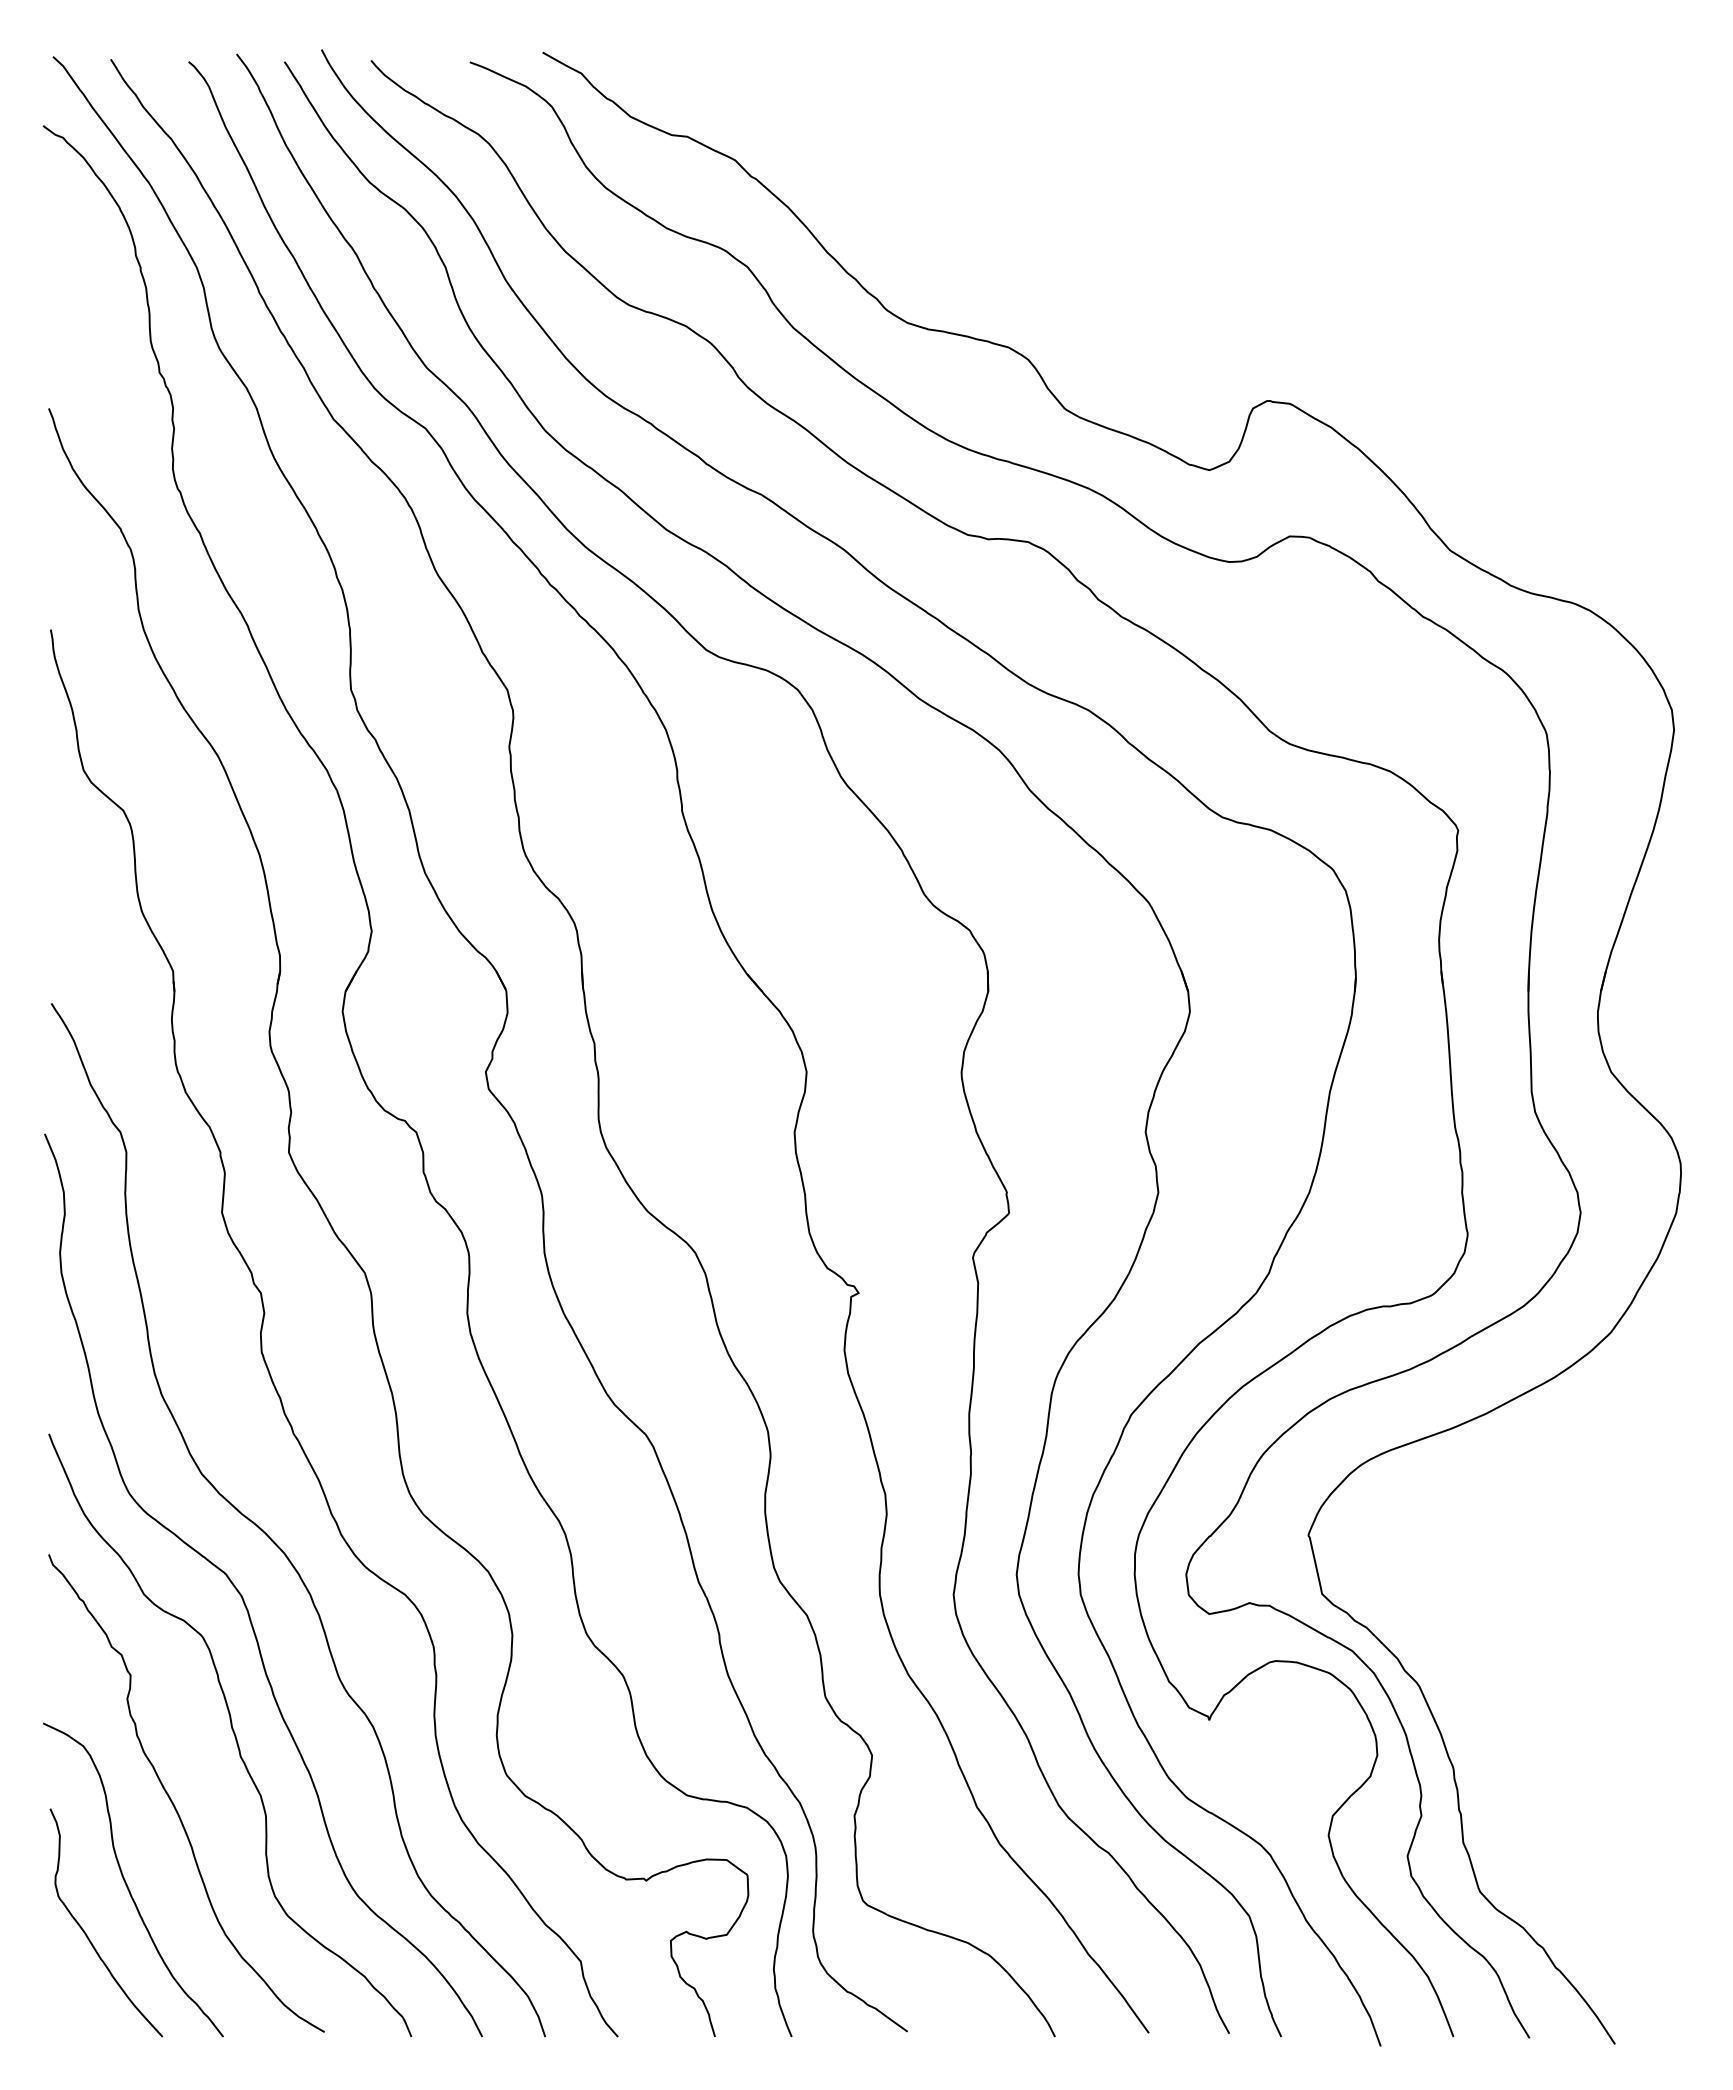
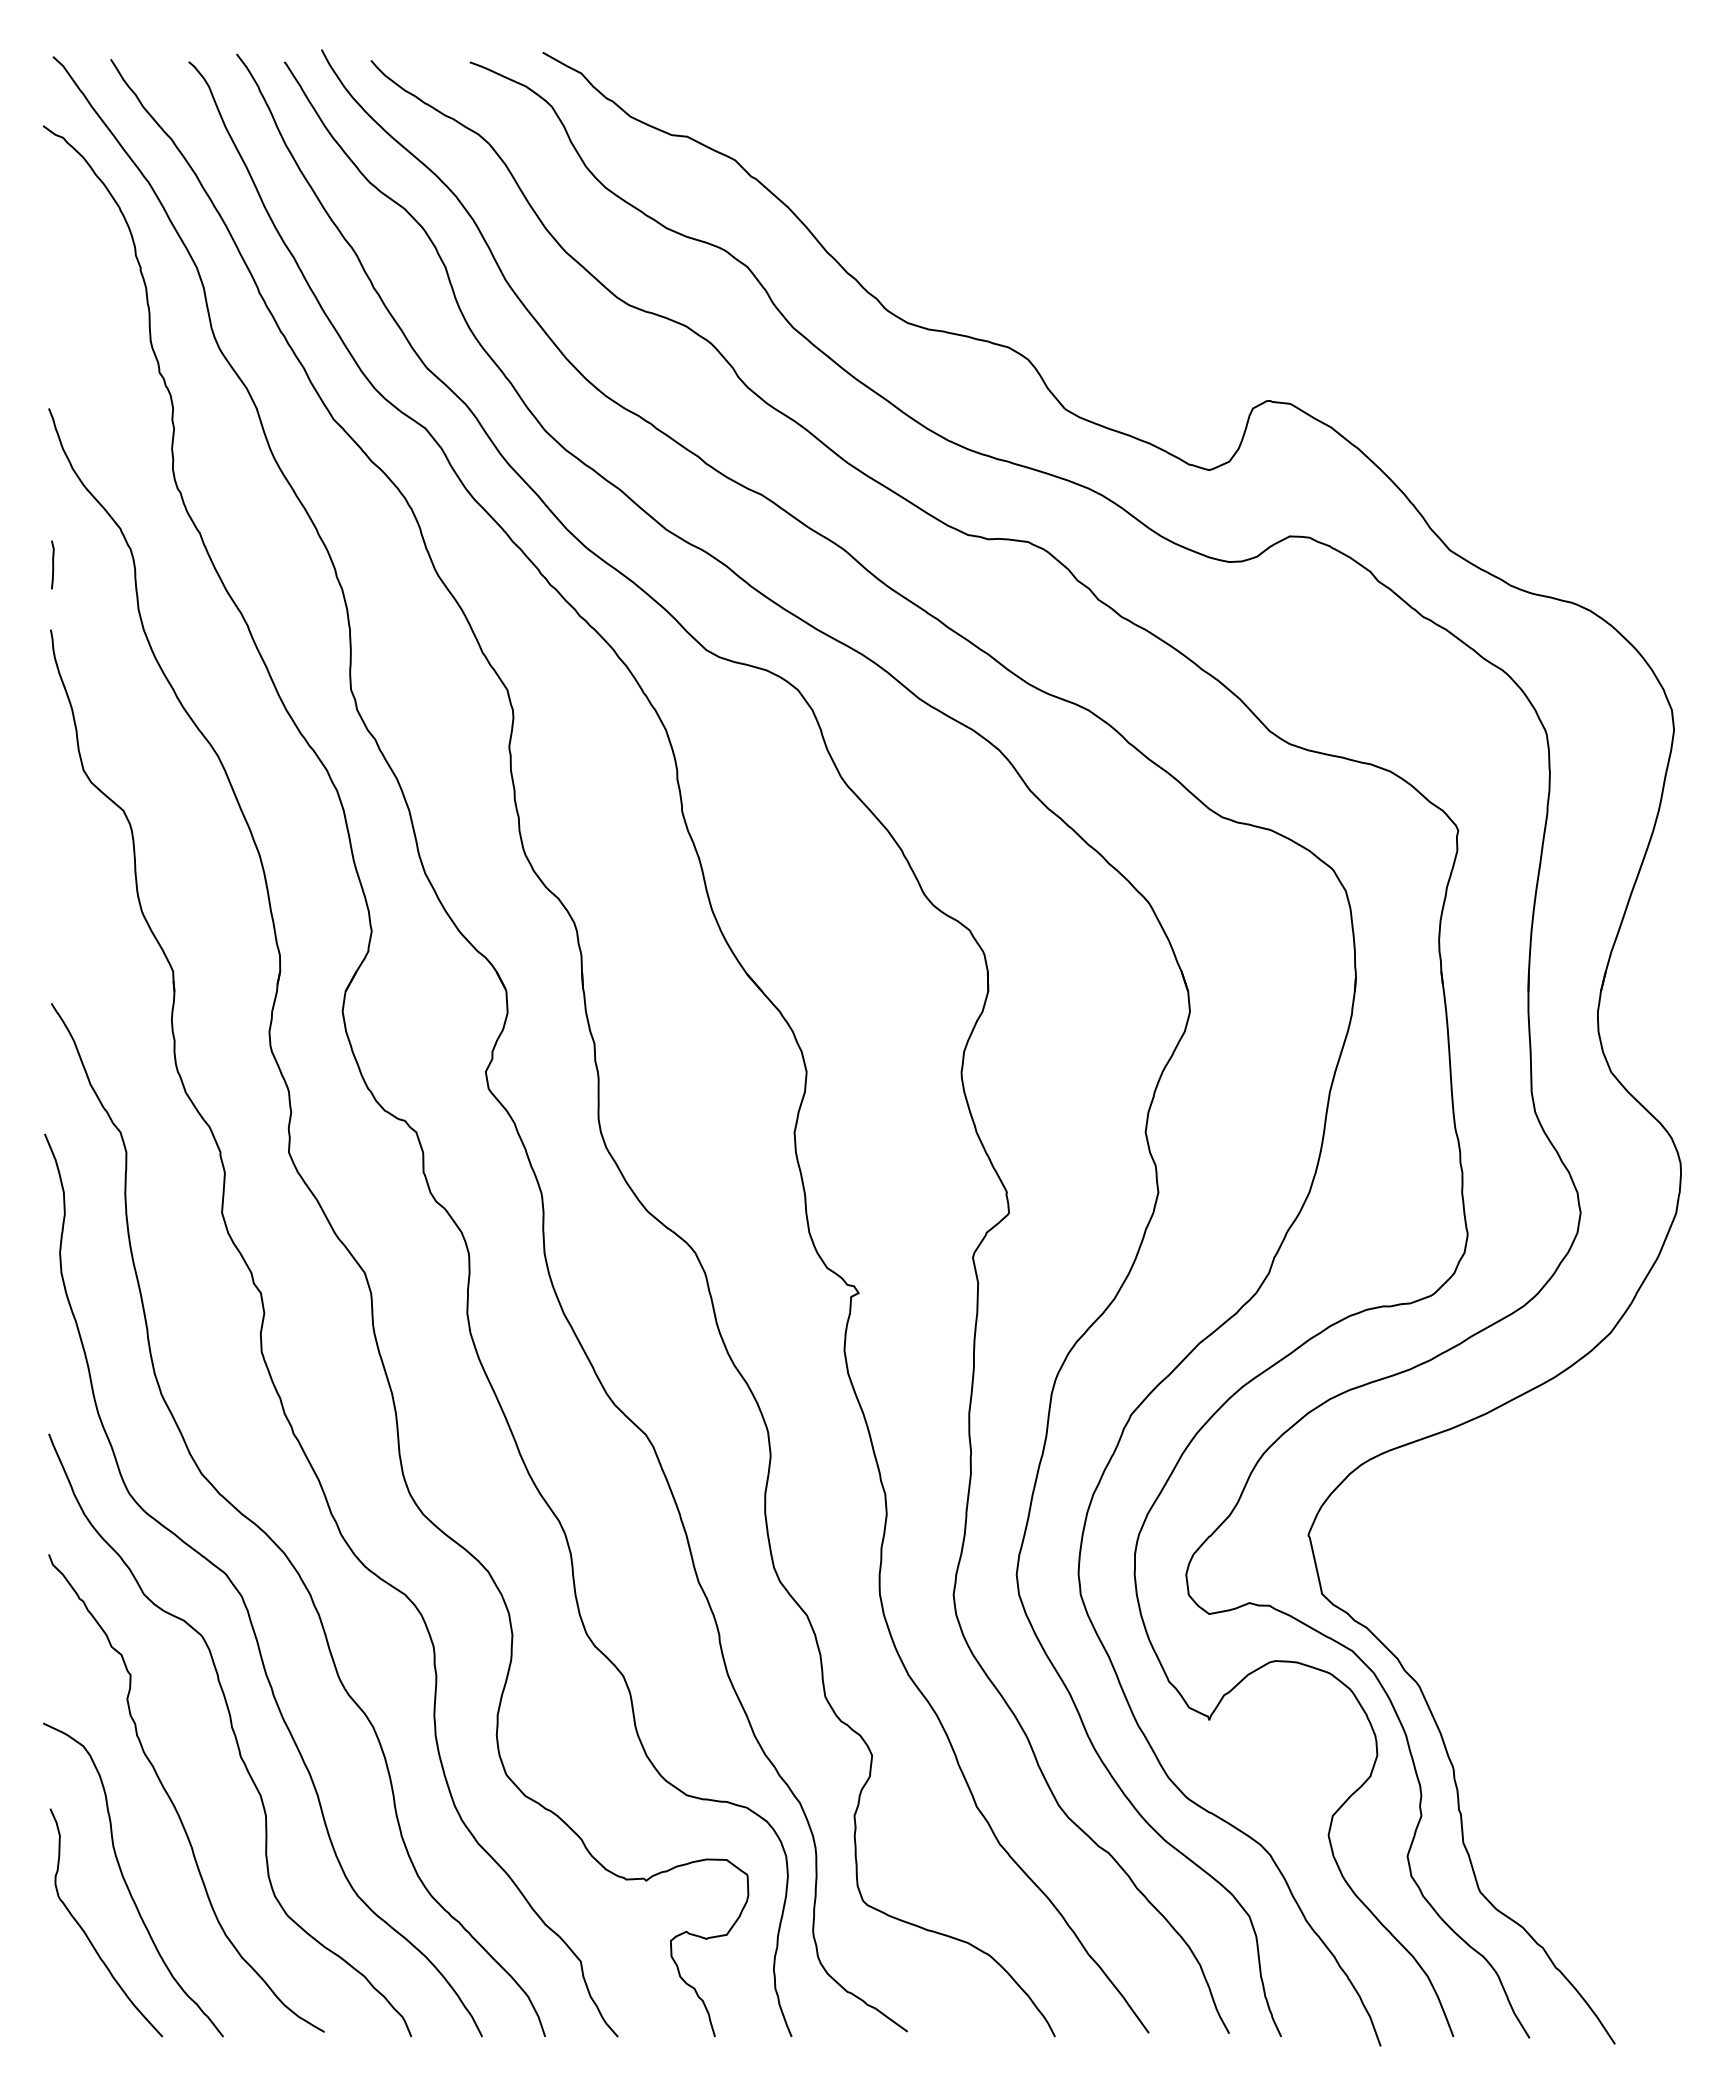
curve: none -> present (52, 564)
